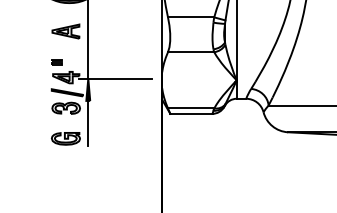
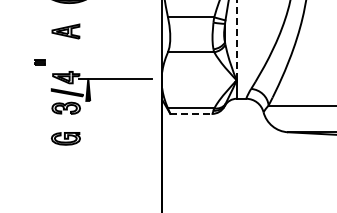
line: present -> none (88, 40)
line: solid -> dashed (236, 40)
part position: (56, 62) -> (39, 62) (39, 62)
line: solid -> dashed (191, 113)
line: present -> none (88, 122)
